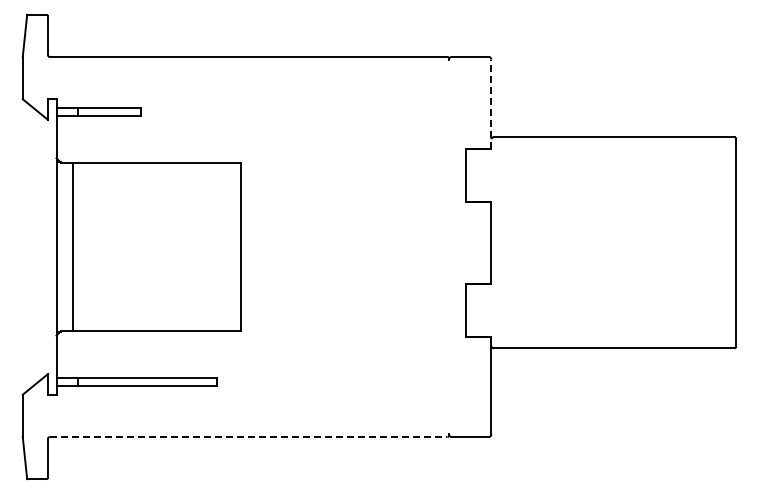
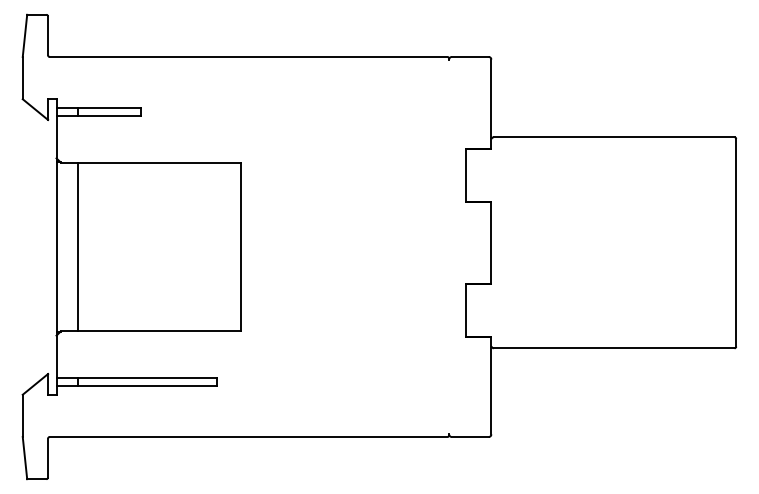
line: dashed -> solid (491, 104)
line position: (72, 246) -> (77, 246) (77, 246)
line: dashed -> solid (248, 436)
